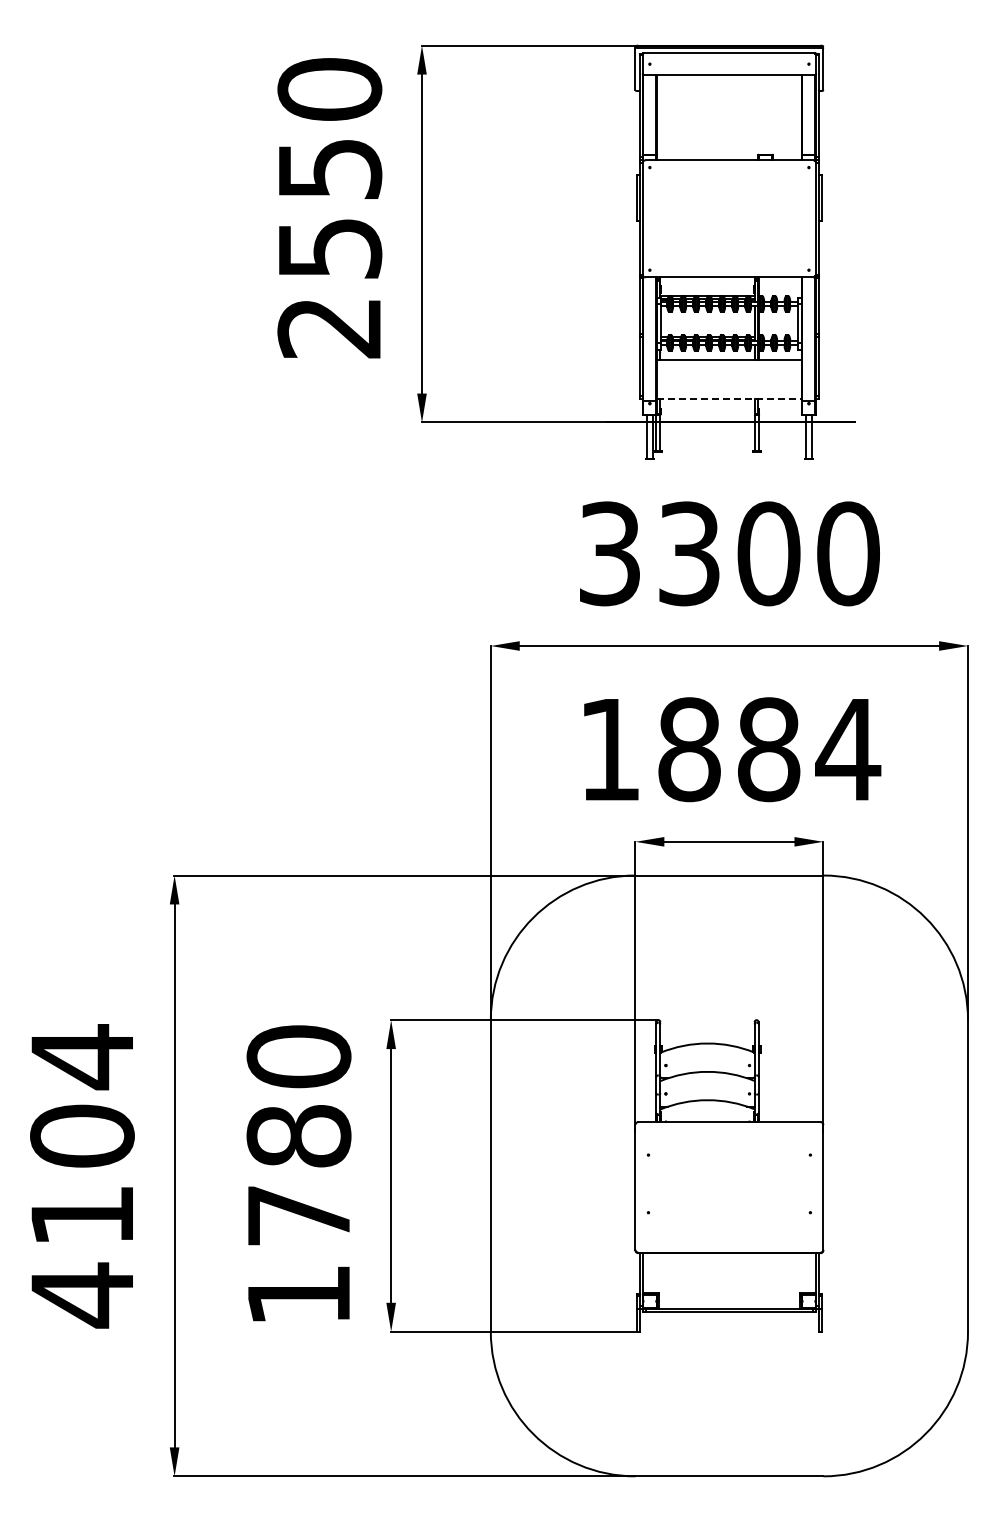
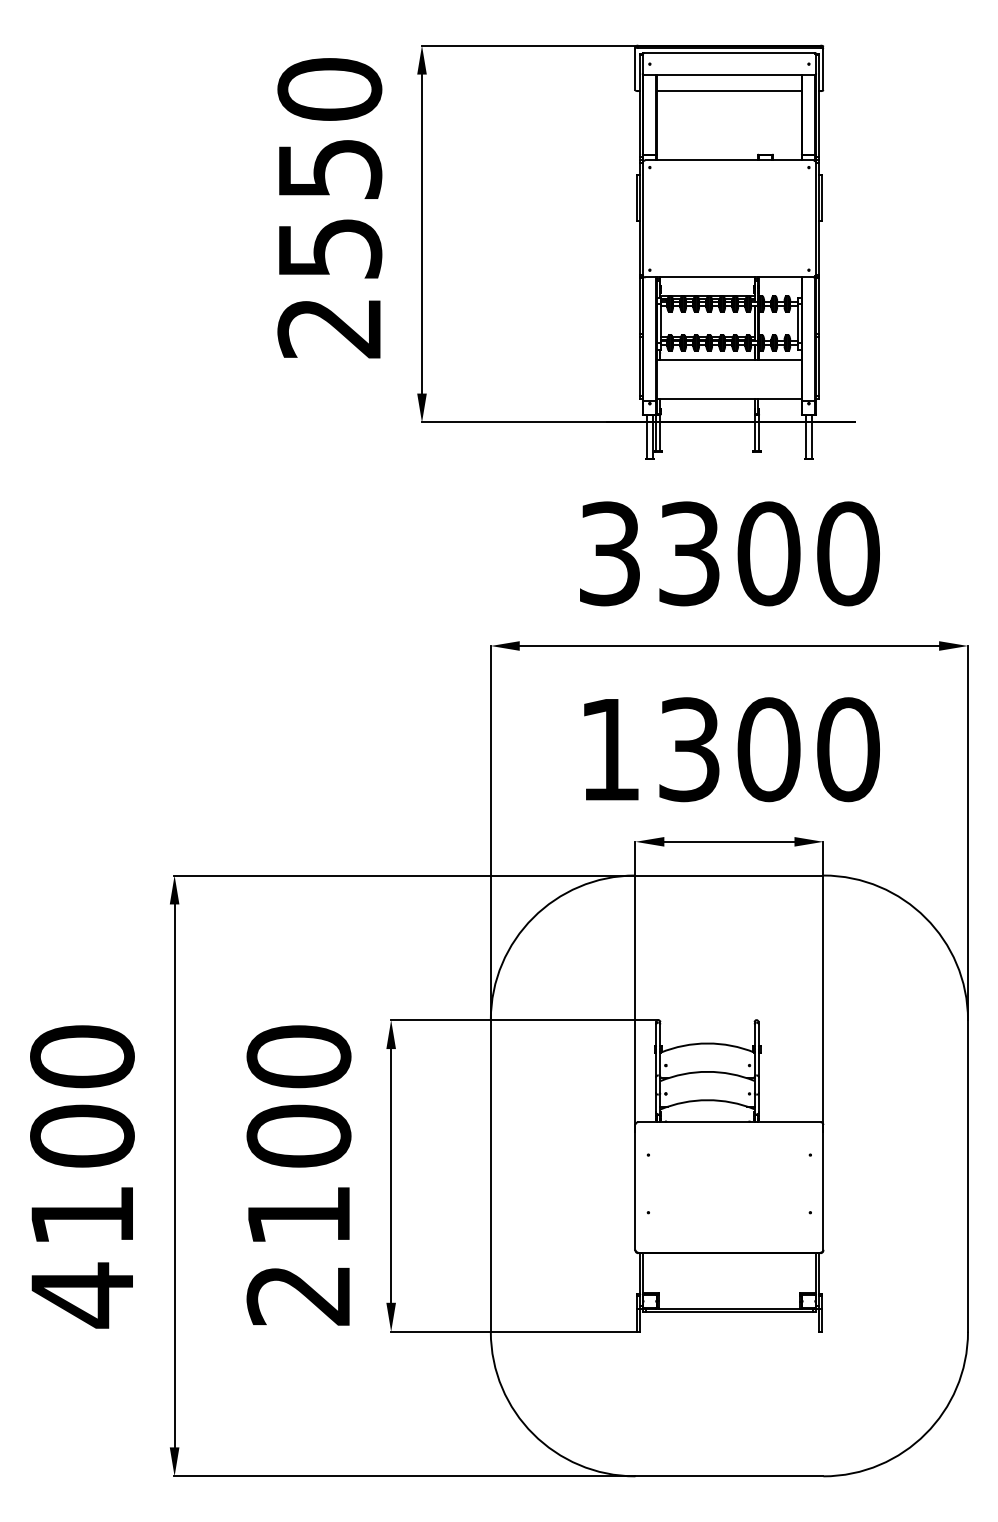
line: none -> present (729, 91)
line: dashed -> solid (729, 398)
text: 1884 -> 1300 (769, 749)
text: 4104 -> 4100 (82, 1057)
text: 1780 -> 2100 (298, 1214)
